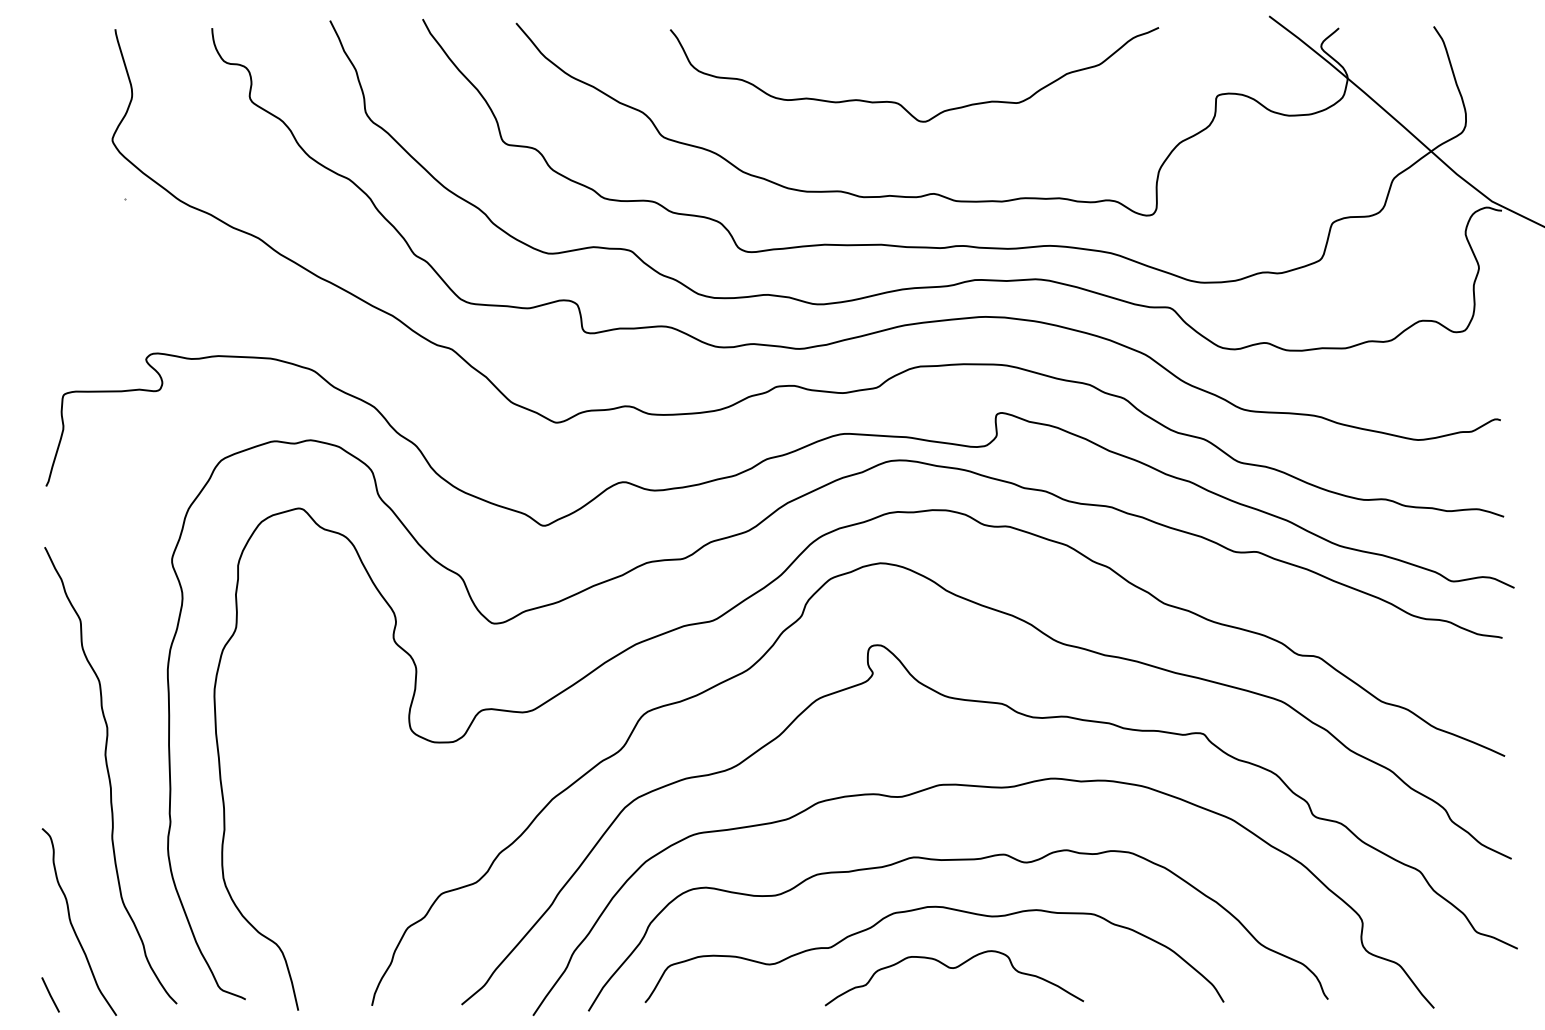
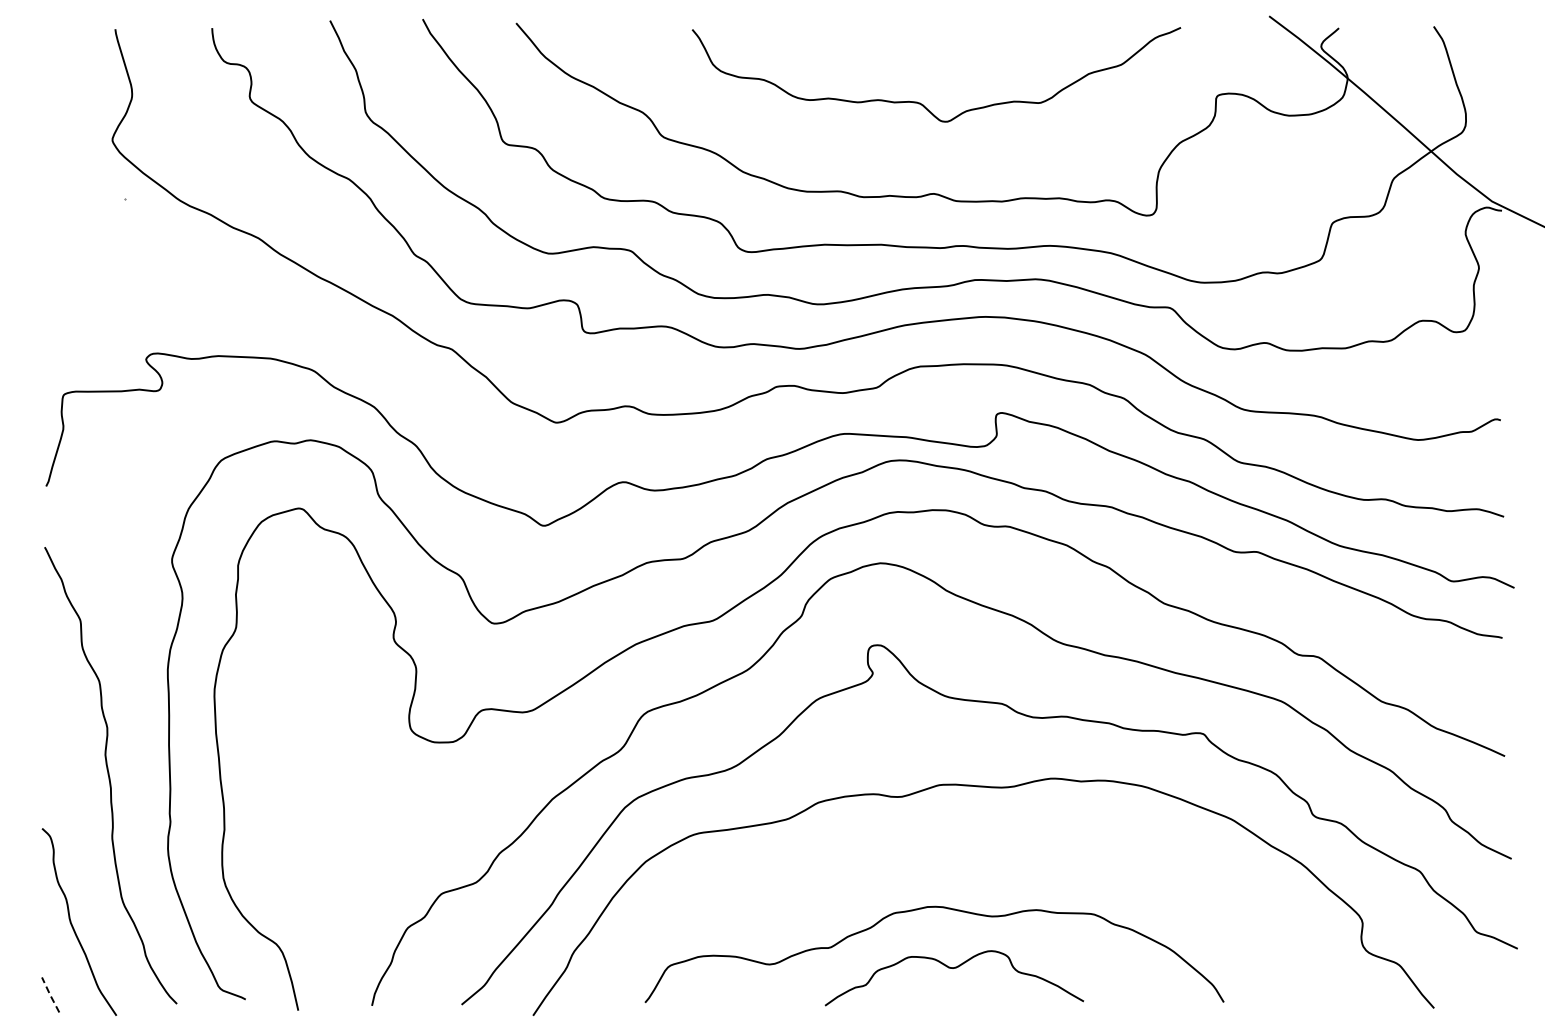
curve position: (898, 102) -> (920, 102) (920, 102)
curve: present -> none (958, 860)
line: solid -> dashed (50, 995)
